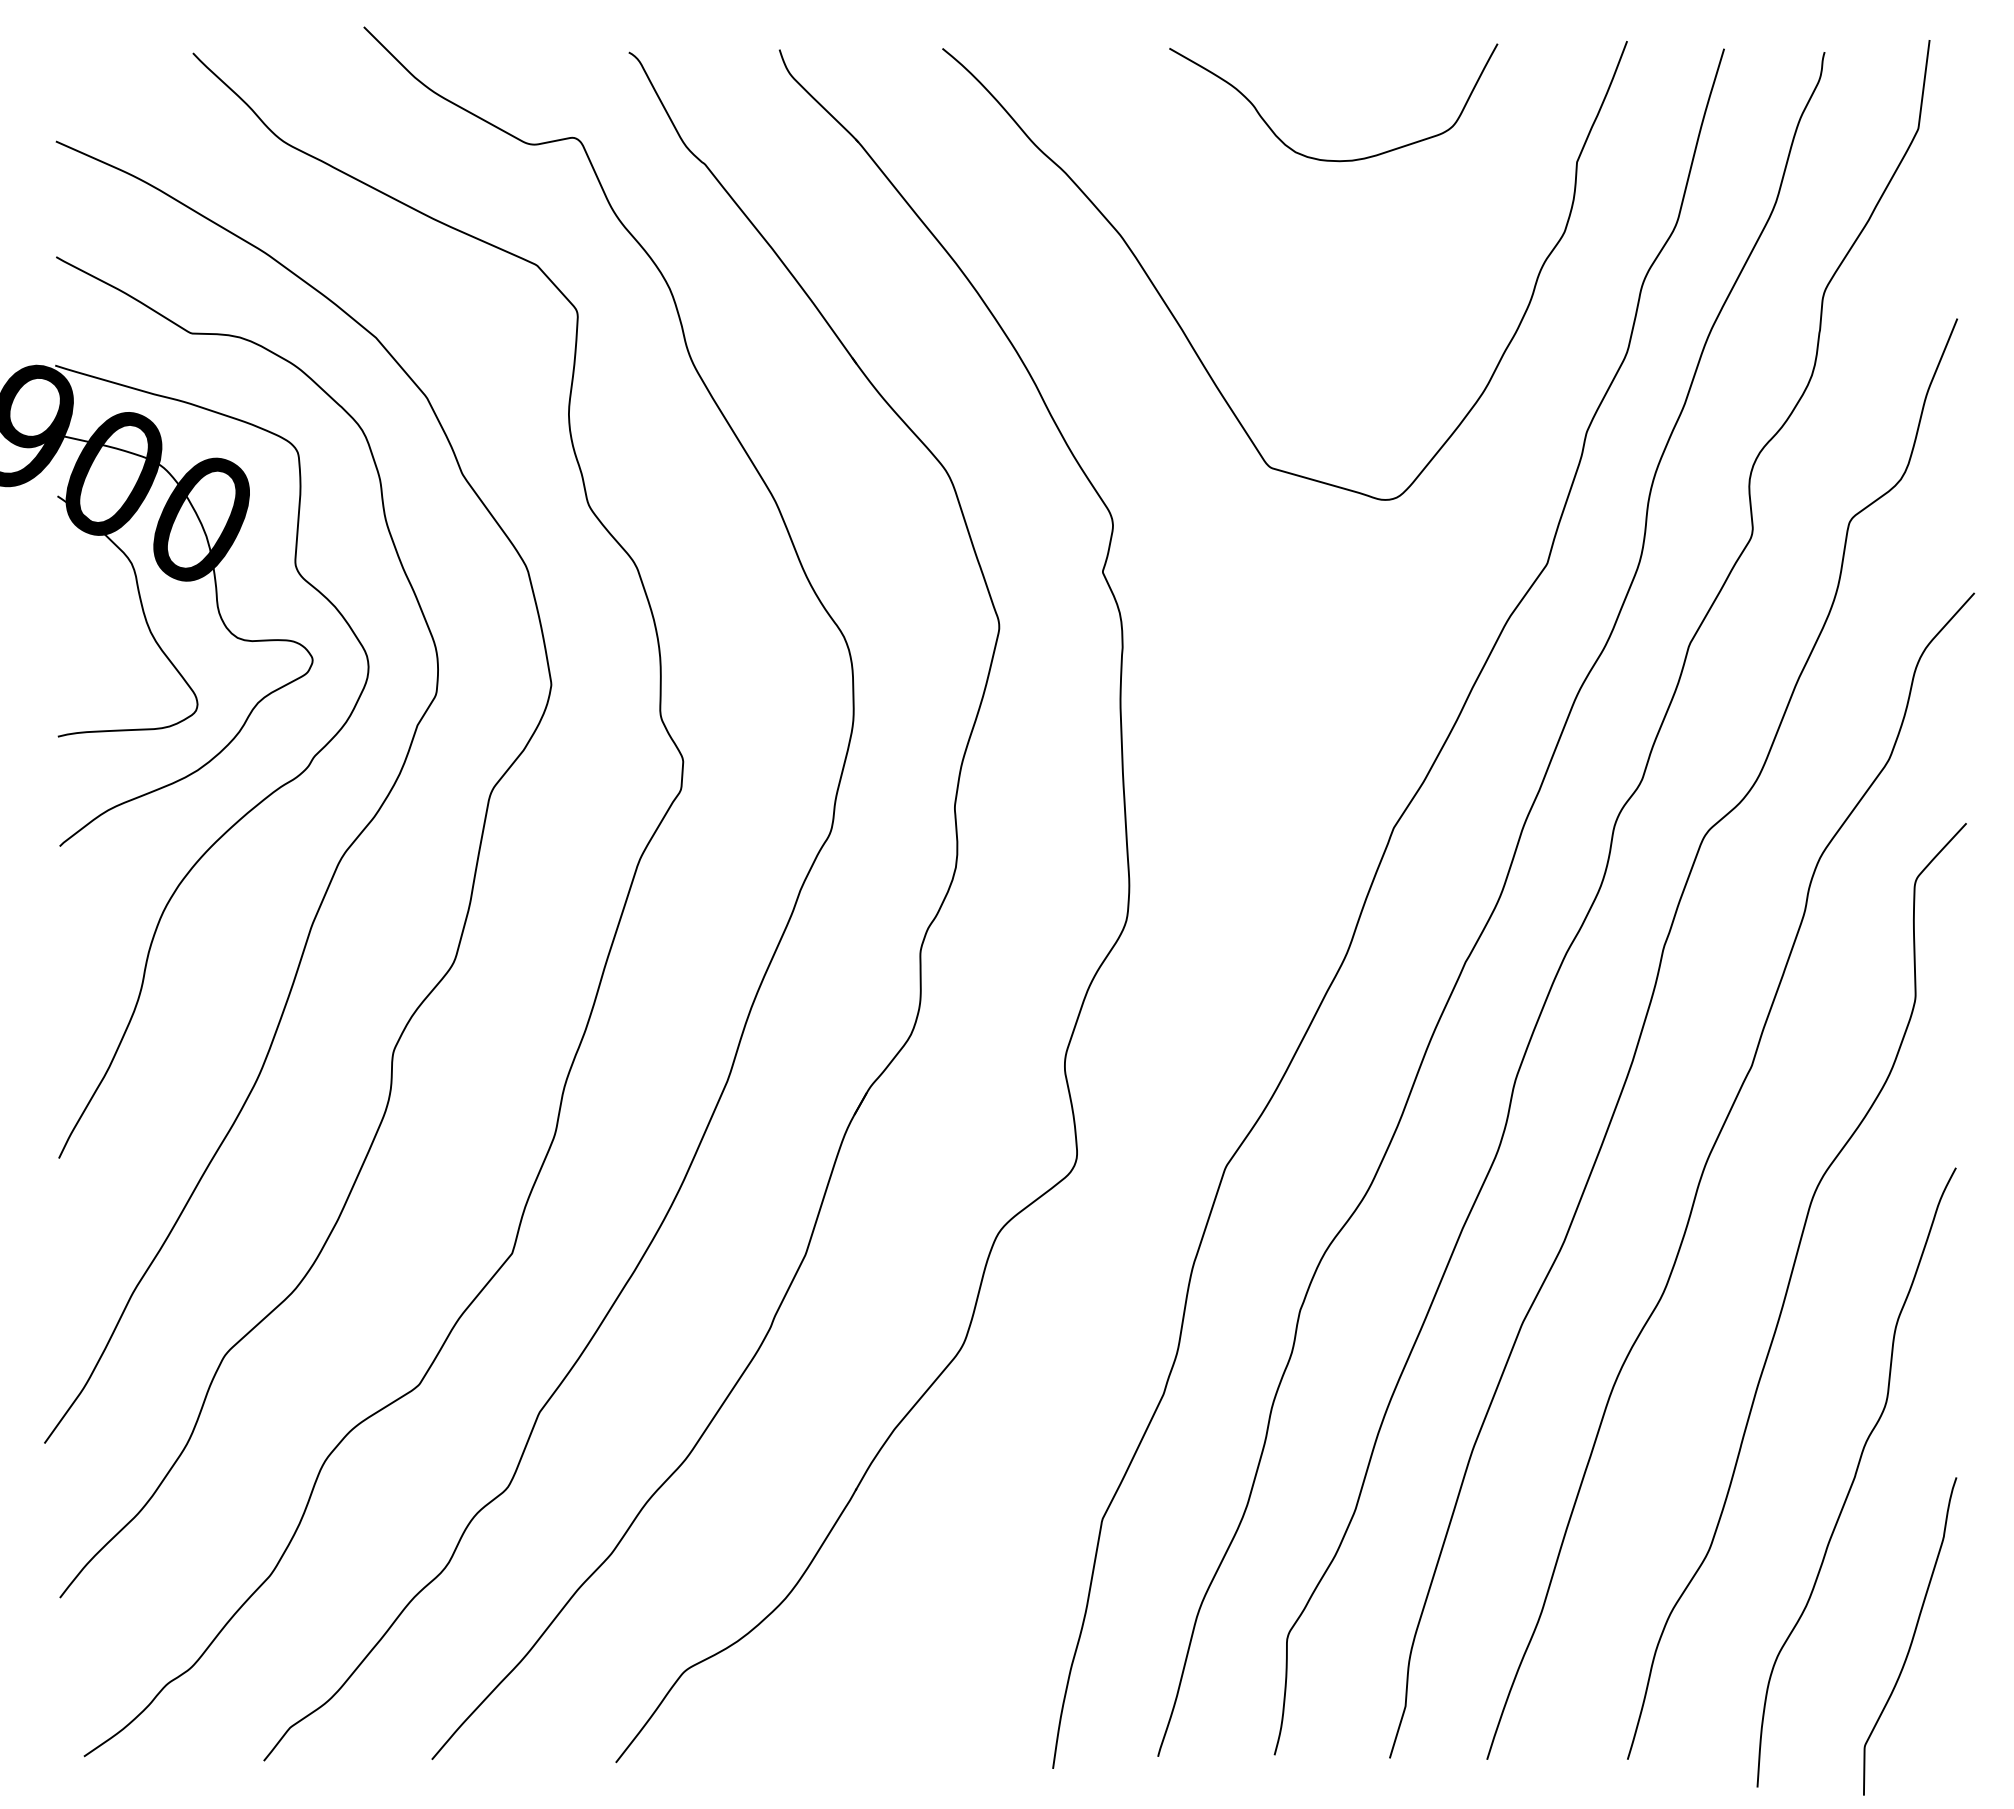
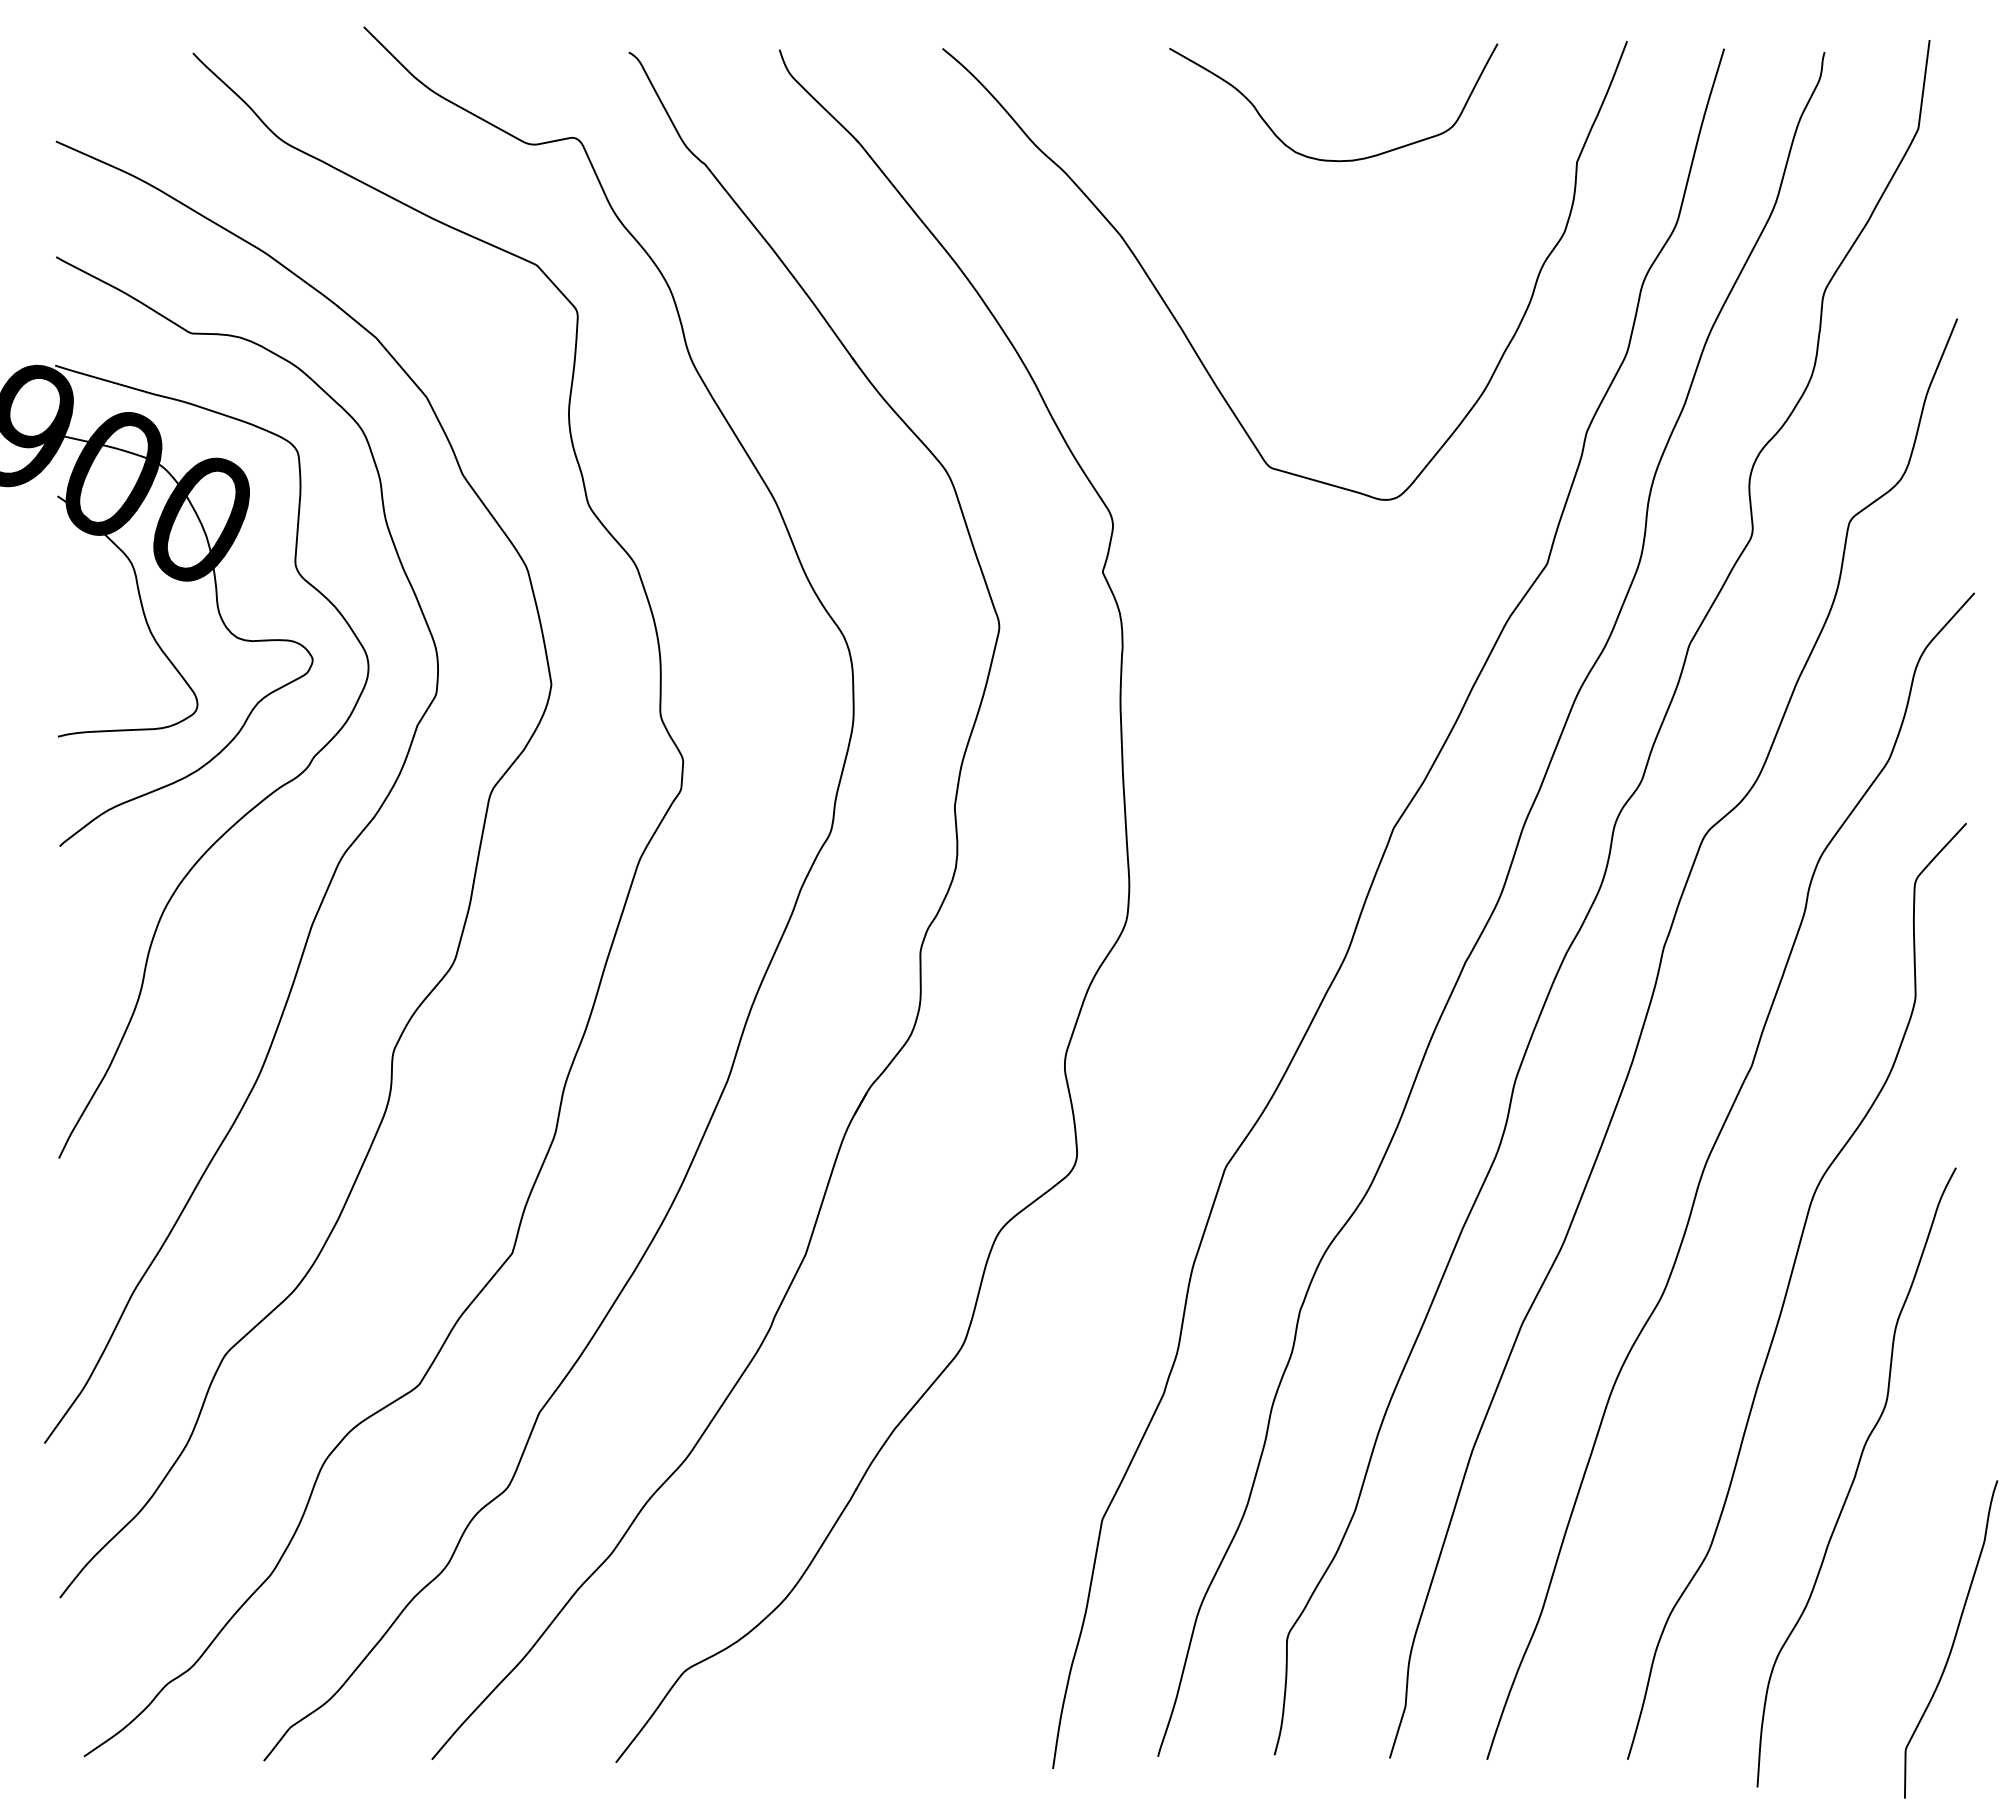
curve position: (1912, 1636) -> (1953, 1639) (1953, 1639)
